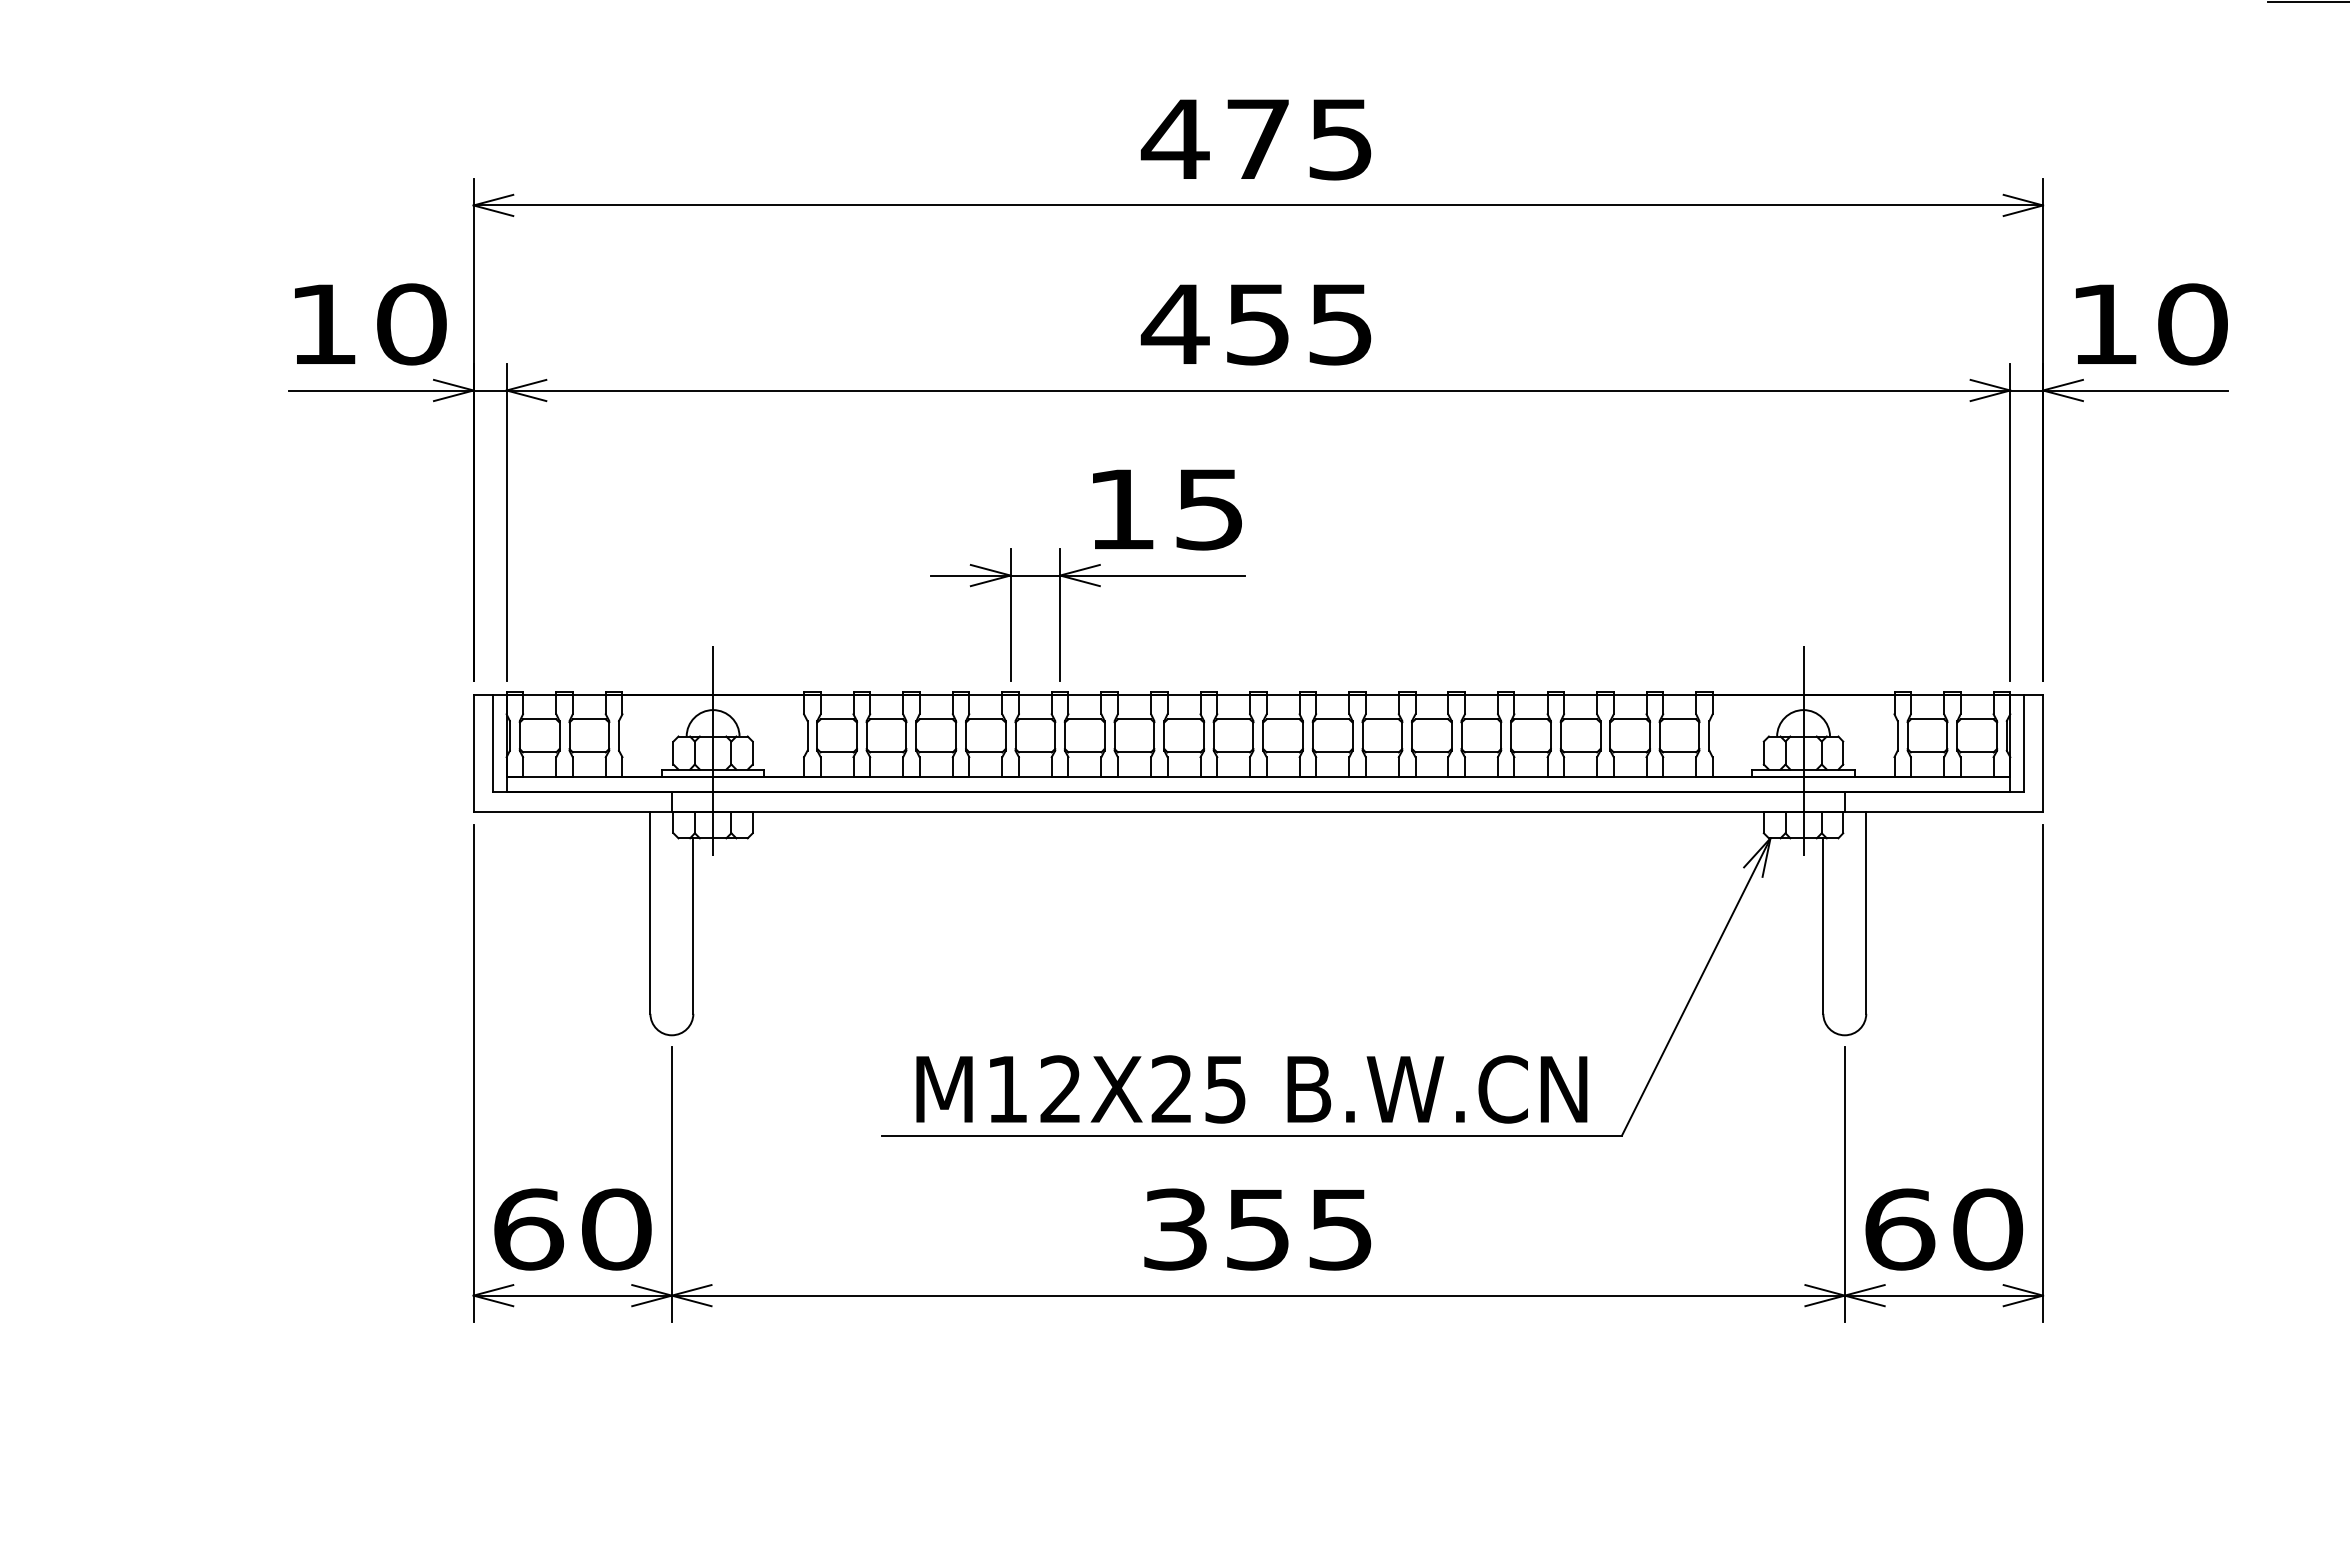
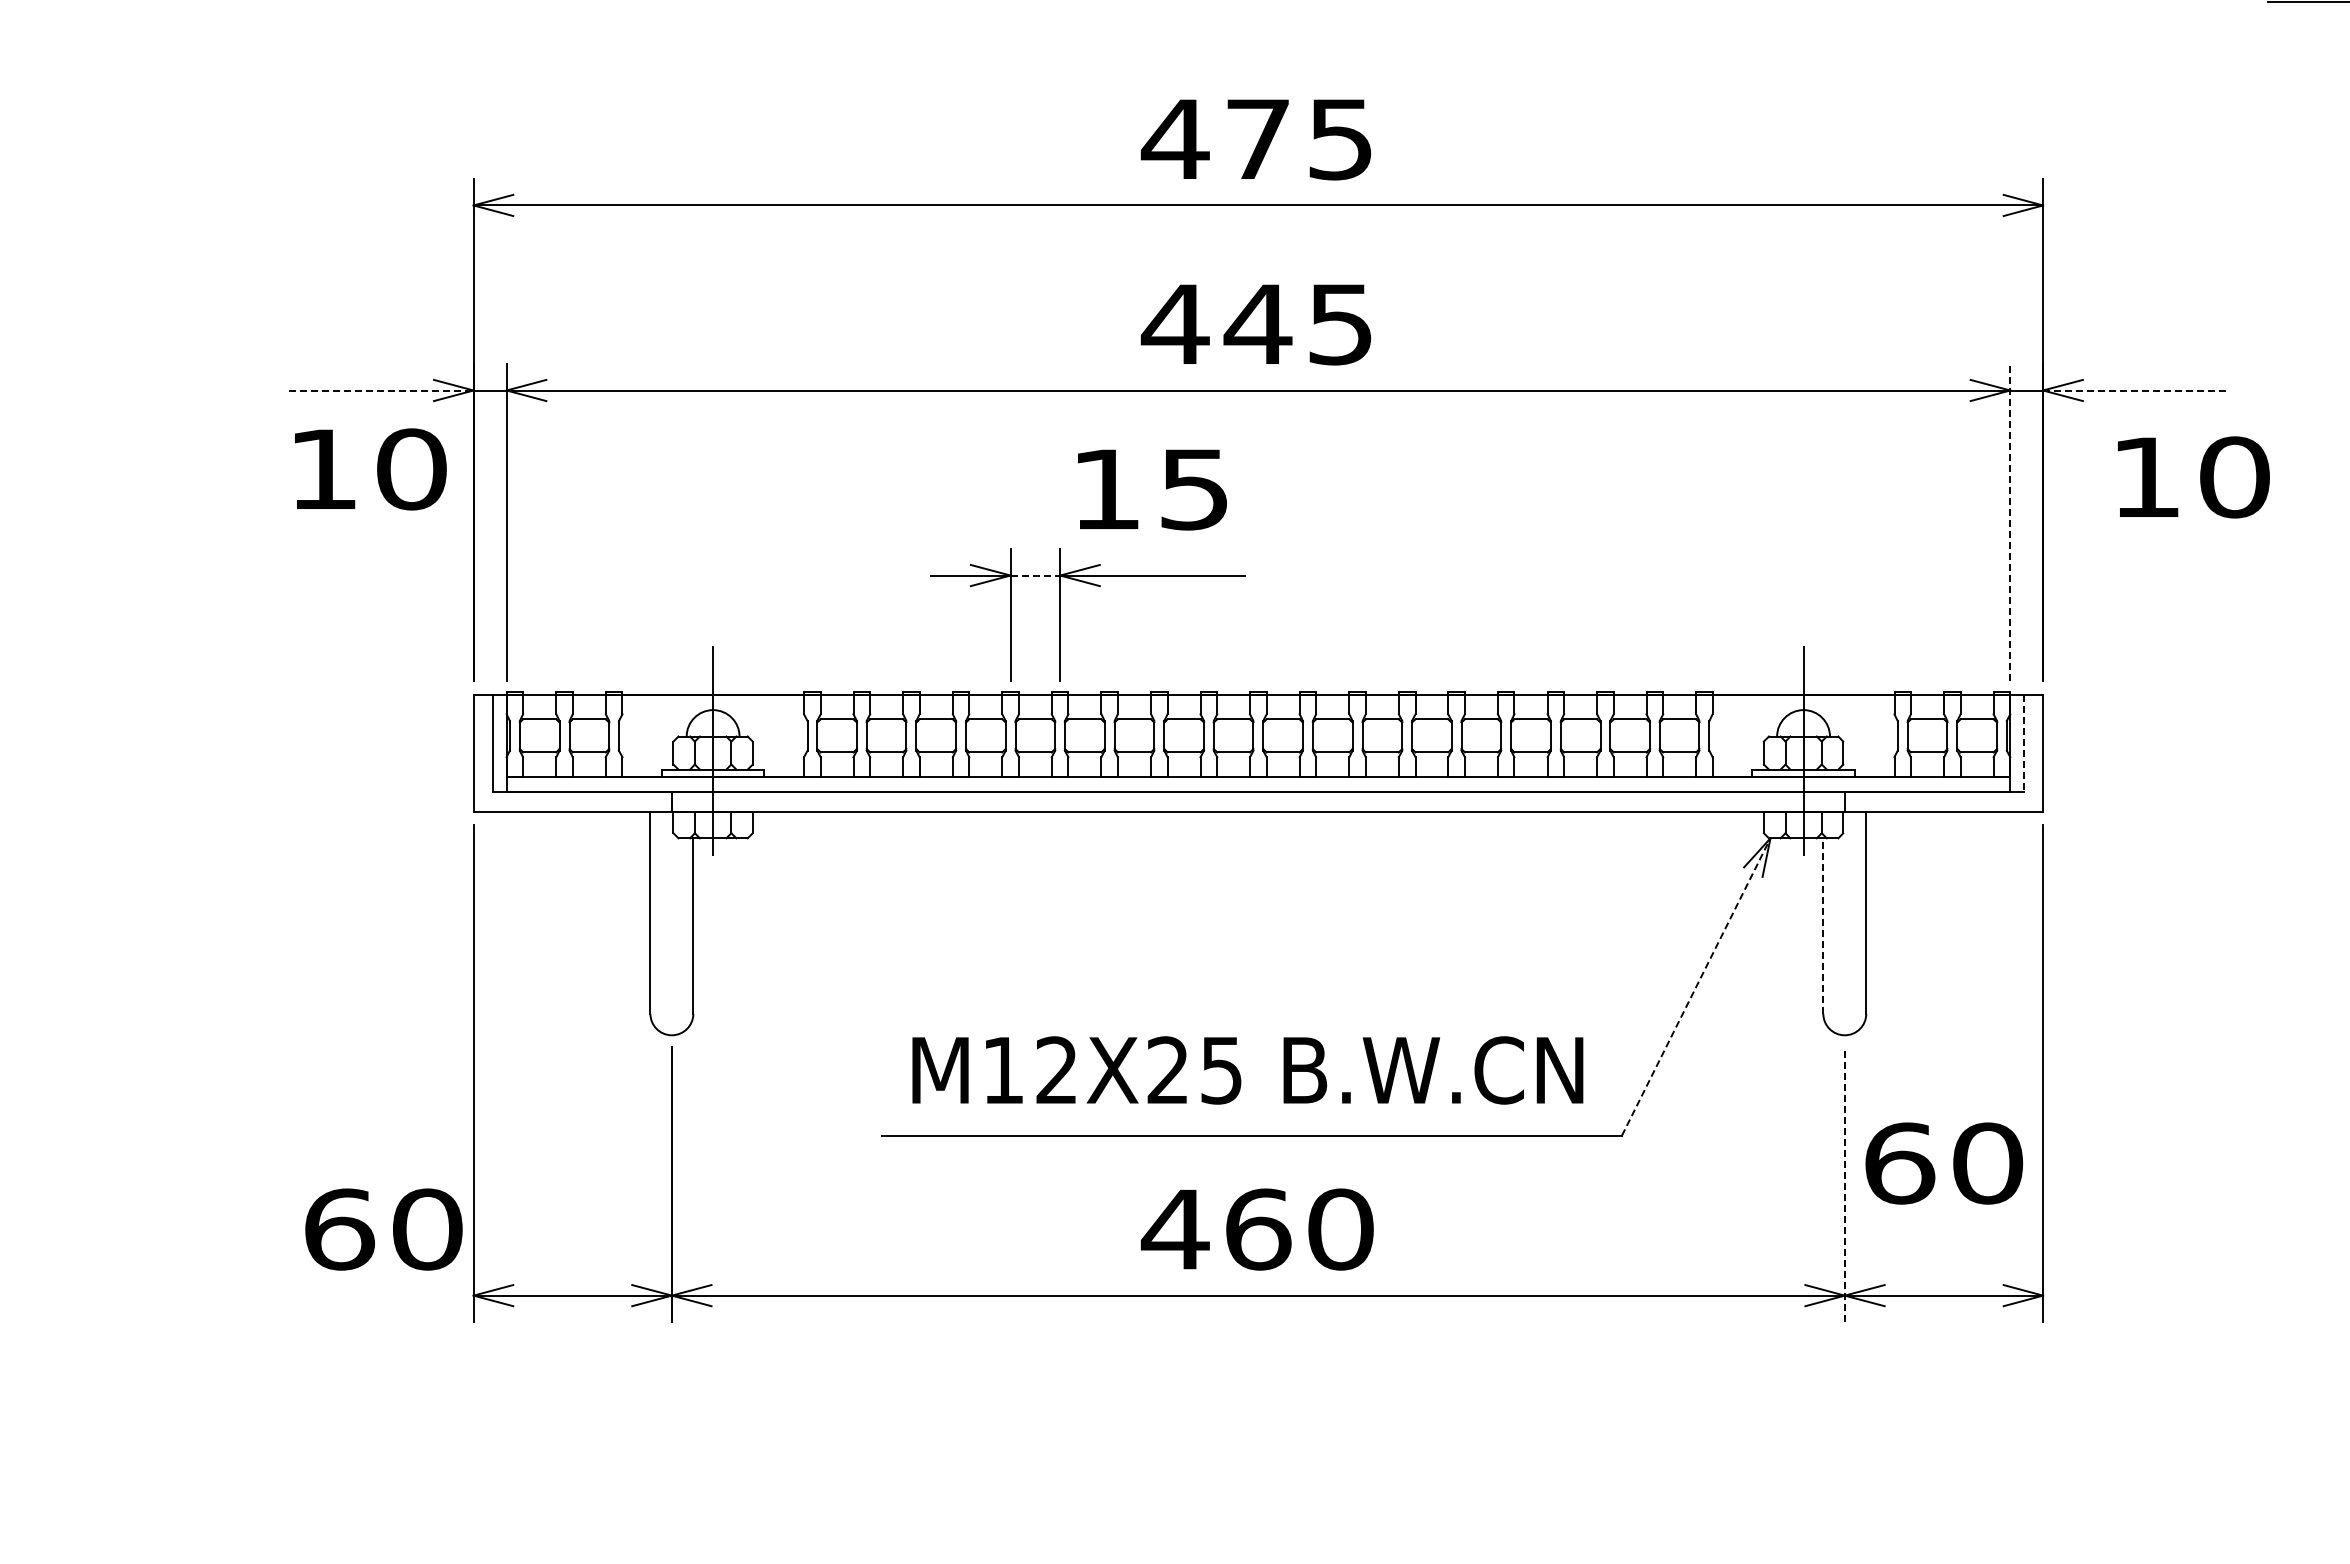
text position: (370, 324) -> (370, 469) (370, 469)
text: 455 -> 445 (1257, 324)
text position: (2151, 324) -> (2193, 477) (2193, 477)
line: solid -> dashed (381, 390)
line: solid -> dashed (2135, 390)
text position: (1167, 509) -> (1152, 489) (1152, 489)
line: solid -> dashed (2010, 522)
line: solid -> dashed (1035, 575)
line: solid -> dashed (2023, 743)
line: solid -> dashed (1823, 926)
line: solid -> dashed (1696, 986)
text position: (1251, 1089) -> (1247, 1070) (1247, 1070)
line: solid -> dashed (1844, 1184)
text position: (572, 1229) -> (383, 1229) (383, 1229)
text: 355 -> 460 (1256, 1229)
text position: (1944, 1229) -> (1944, 1163) (1944, 1163)
